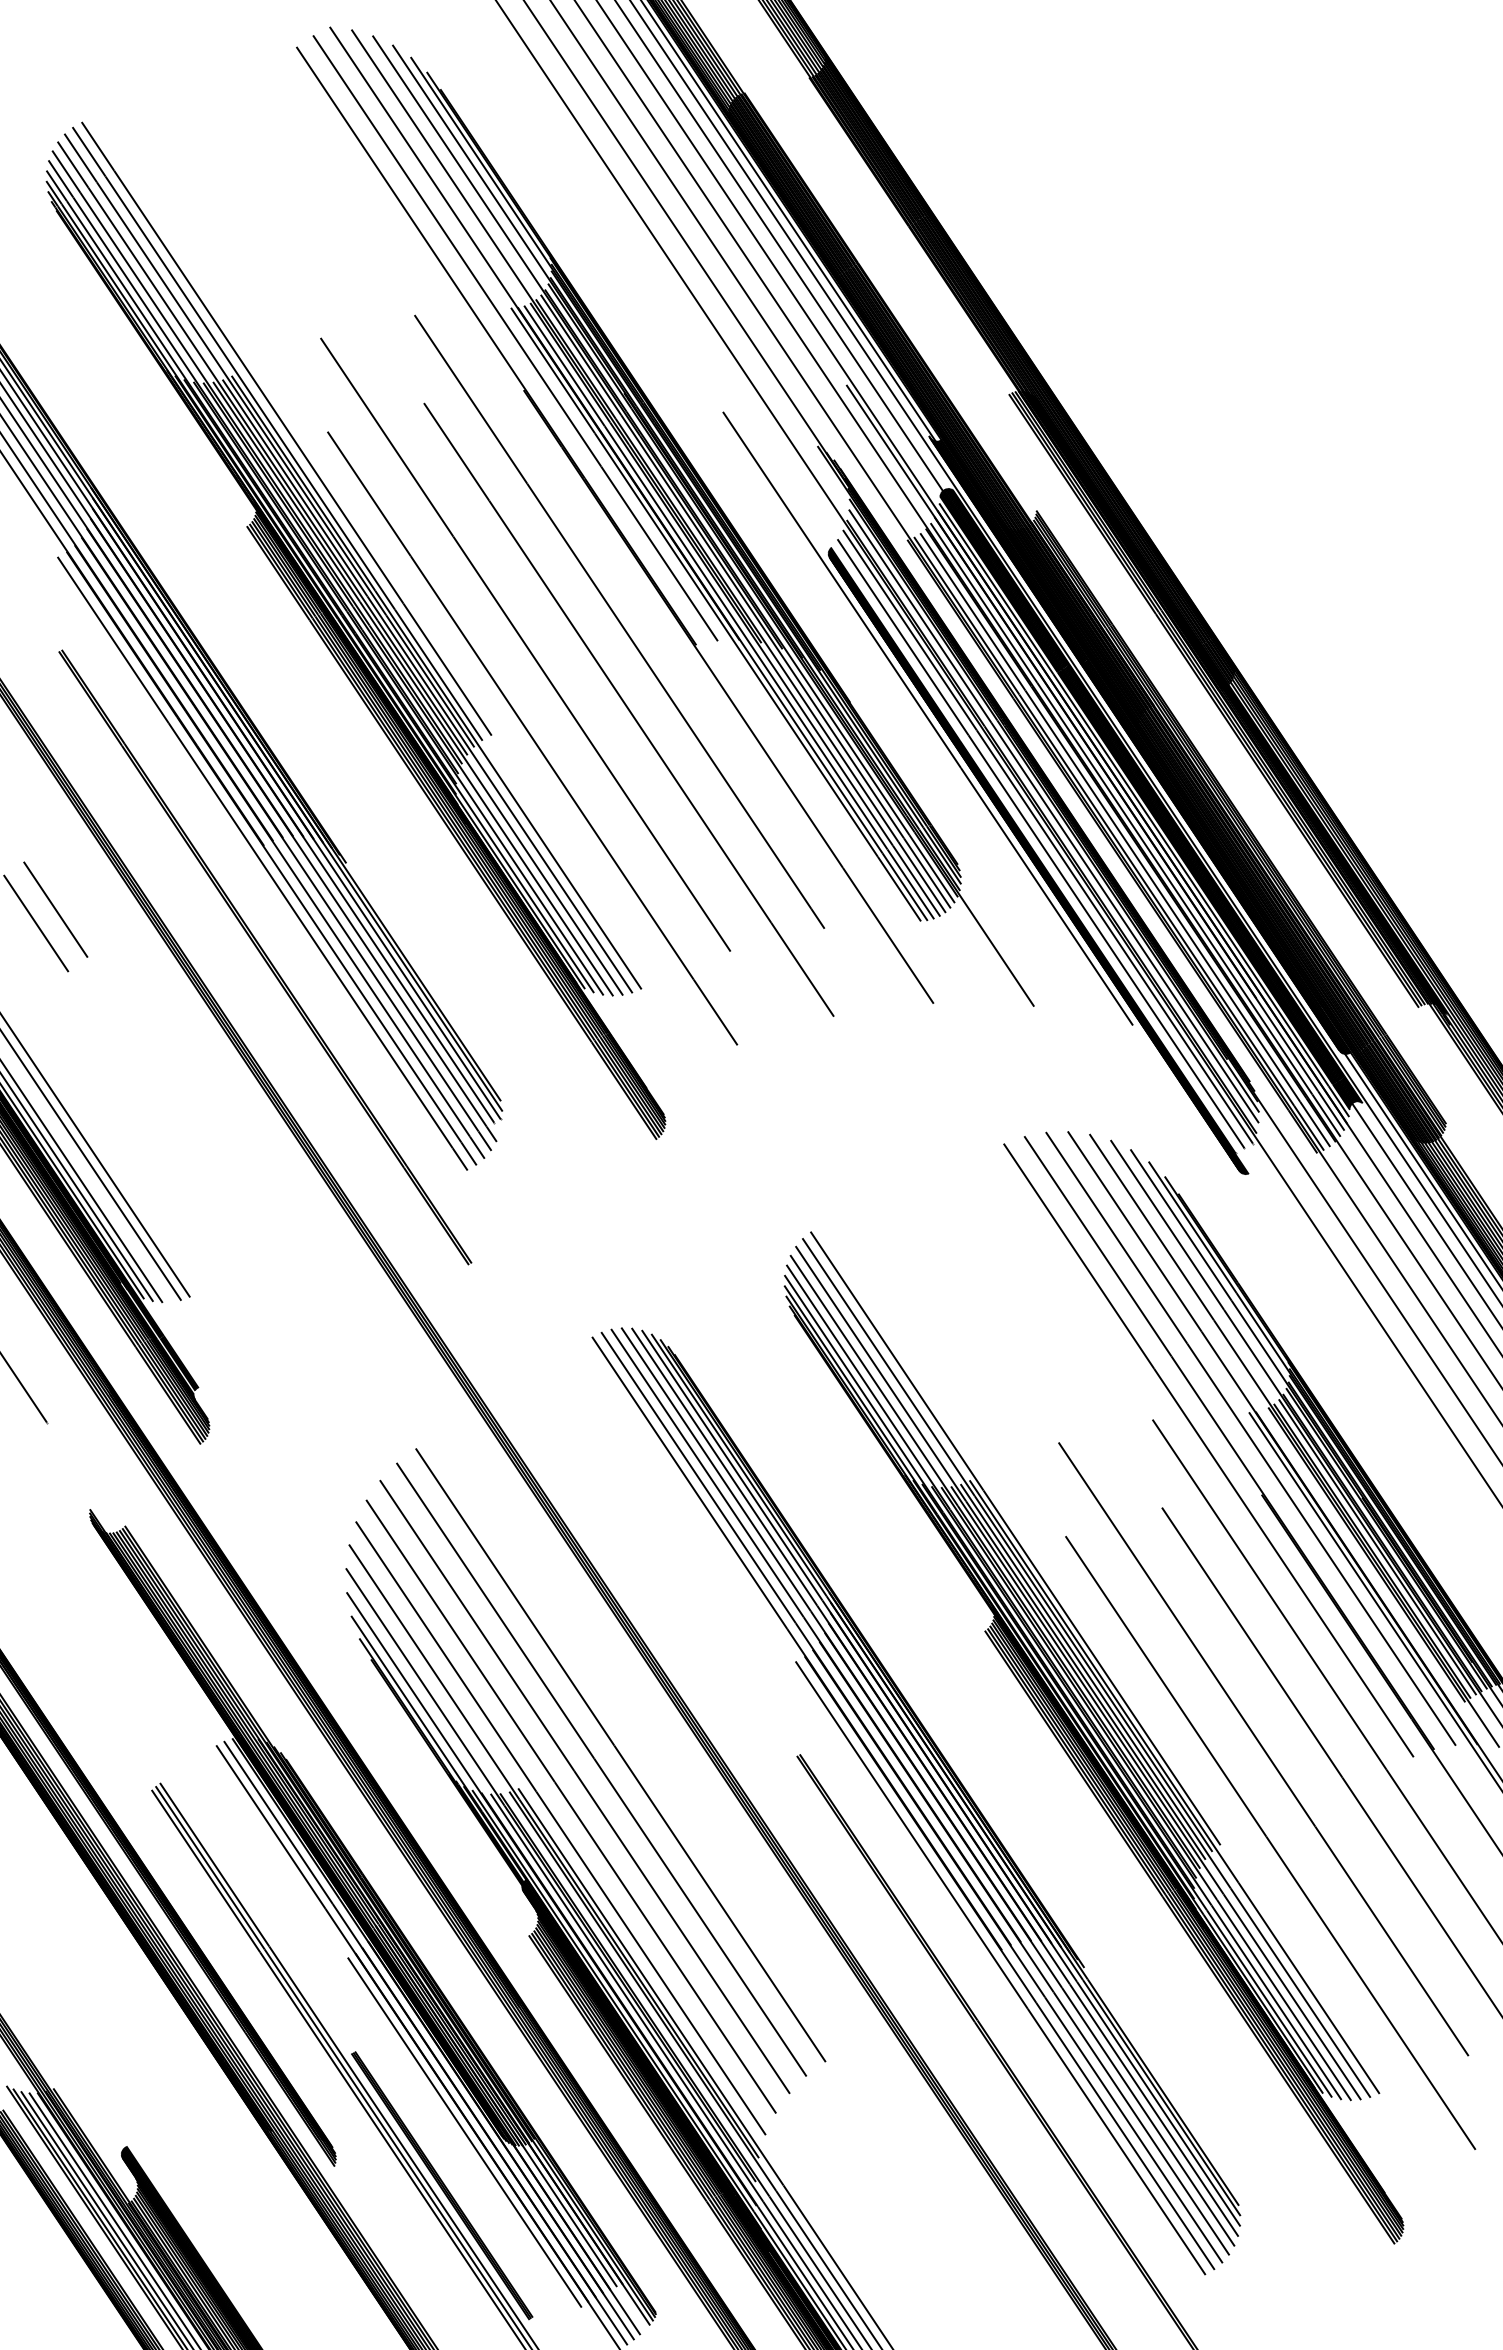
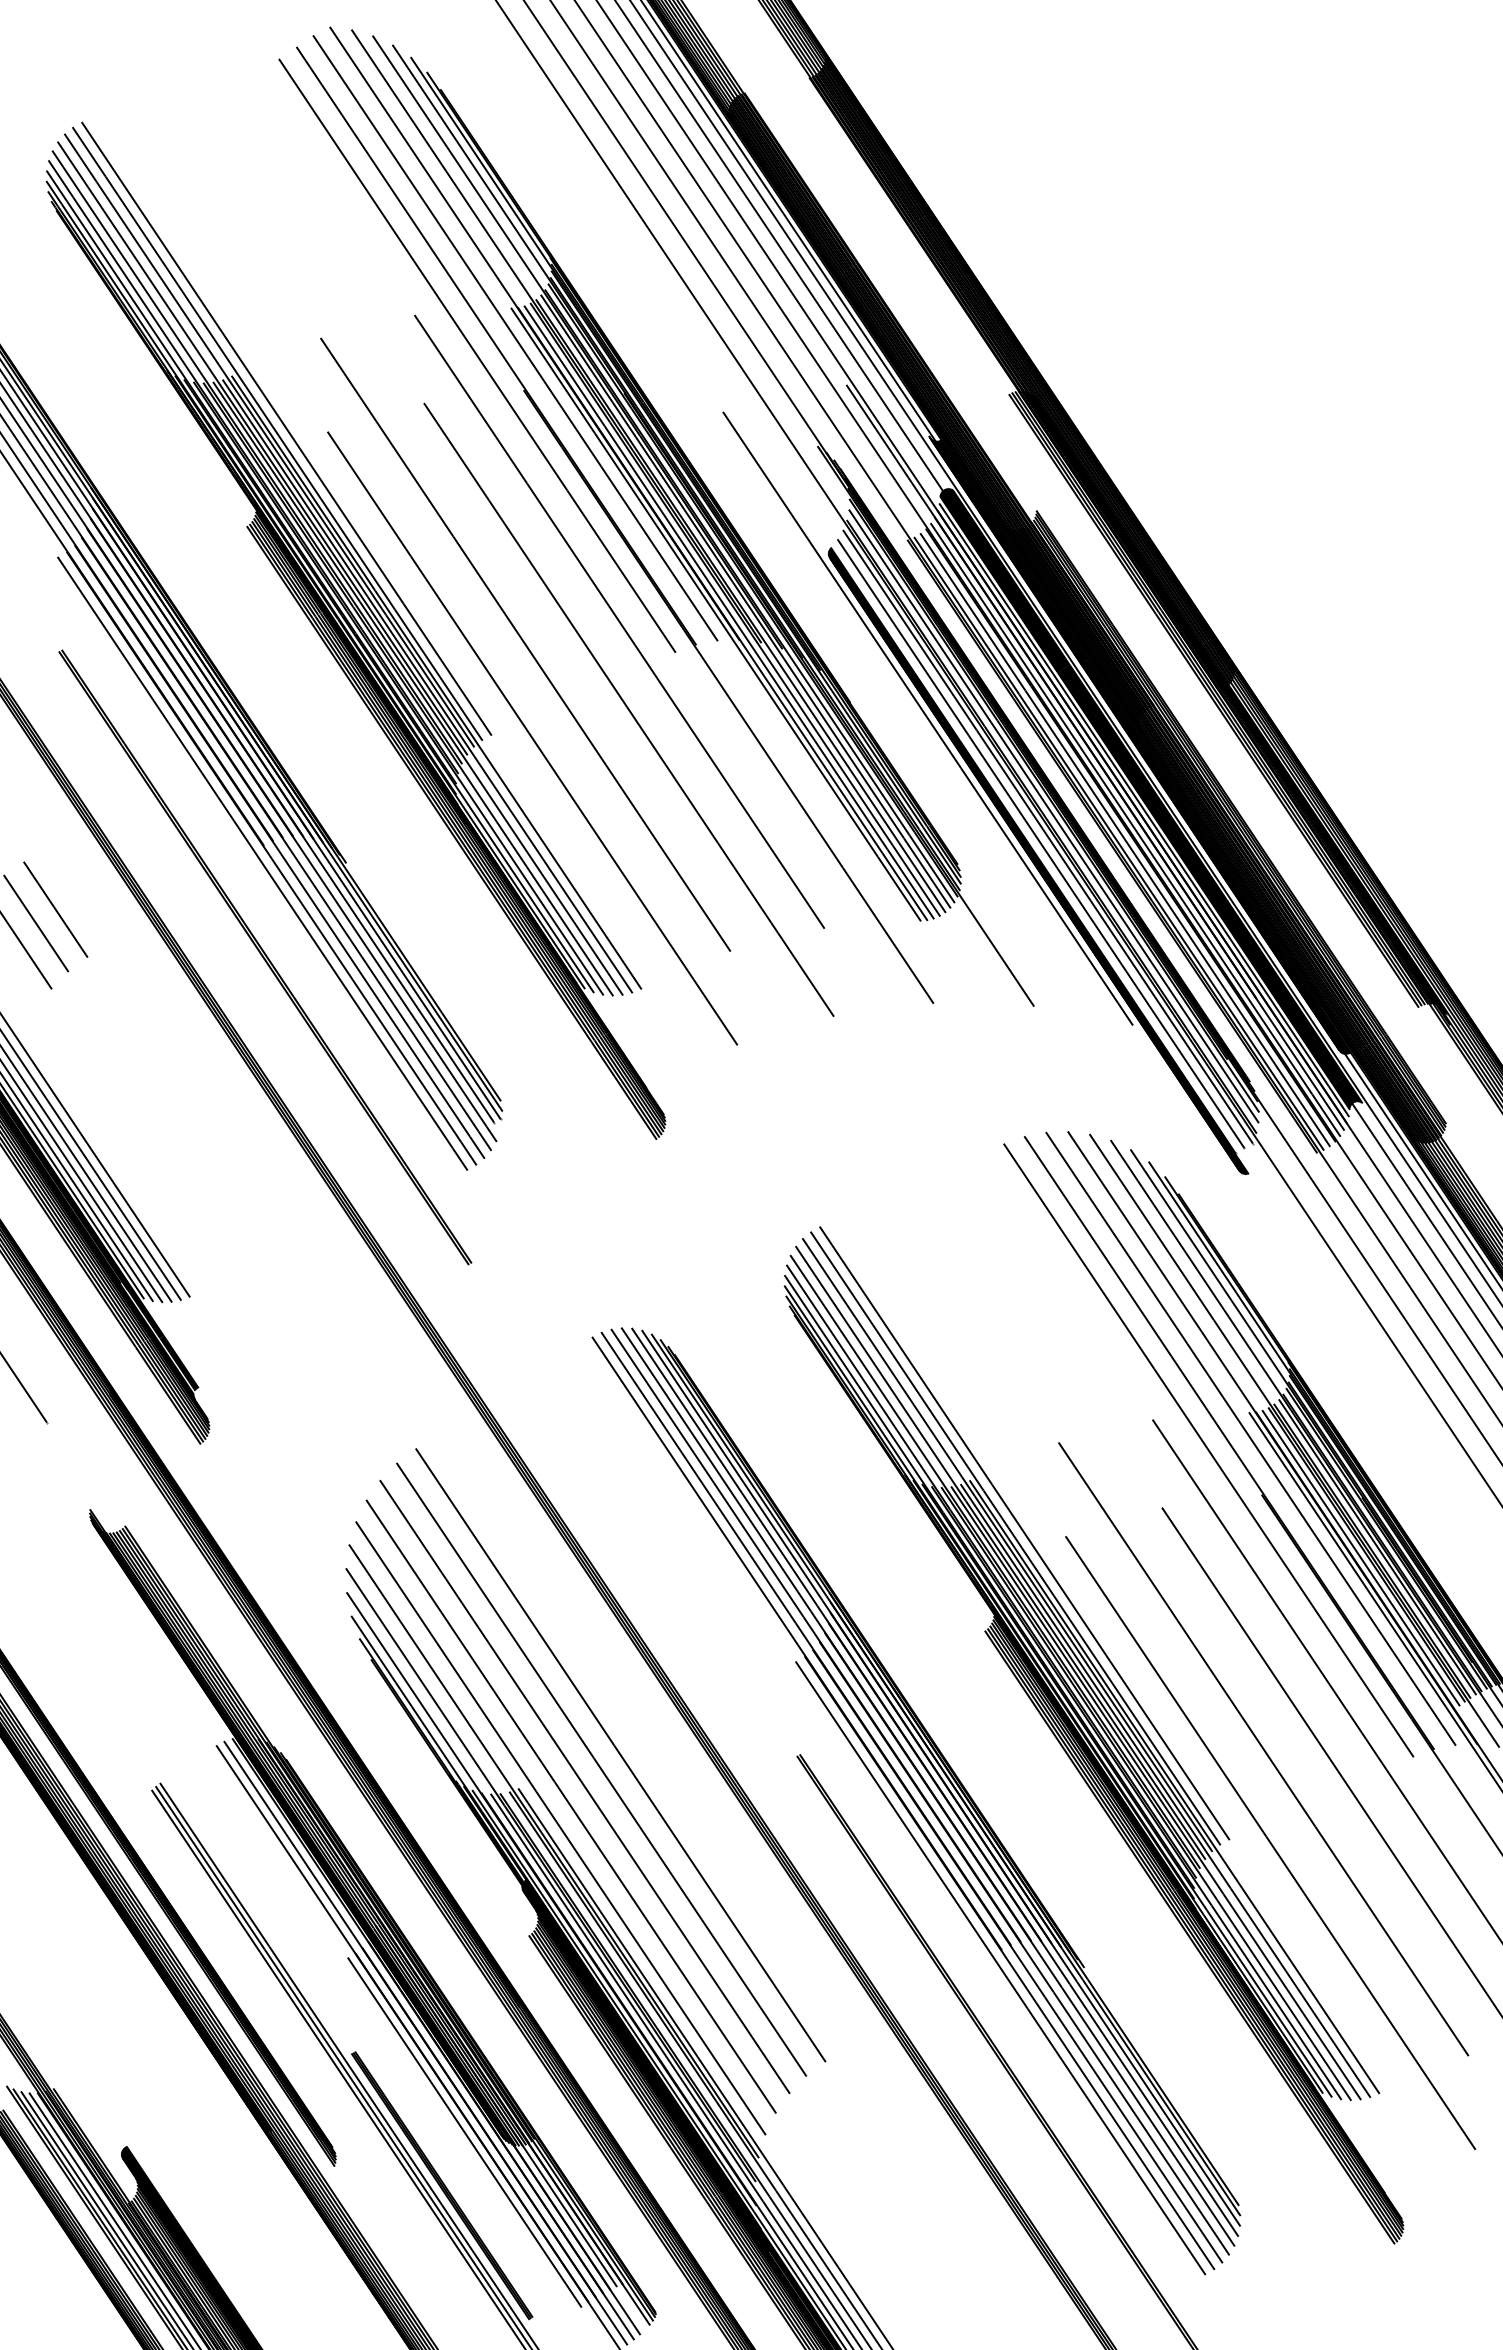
line: none -> present (477, 355)
line: none -> present (26, 952)
line: none -> present (87, 1175)
line: none -> present (1024, 1533)
line: none -> present (1361, 1558)
